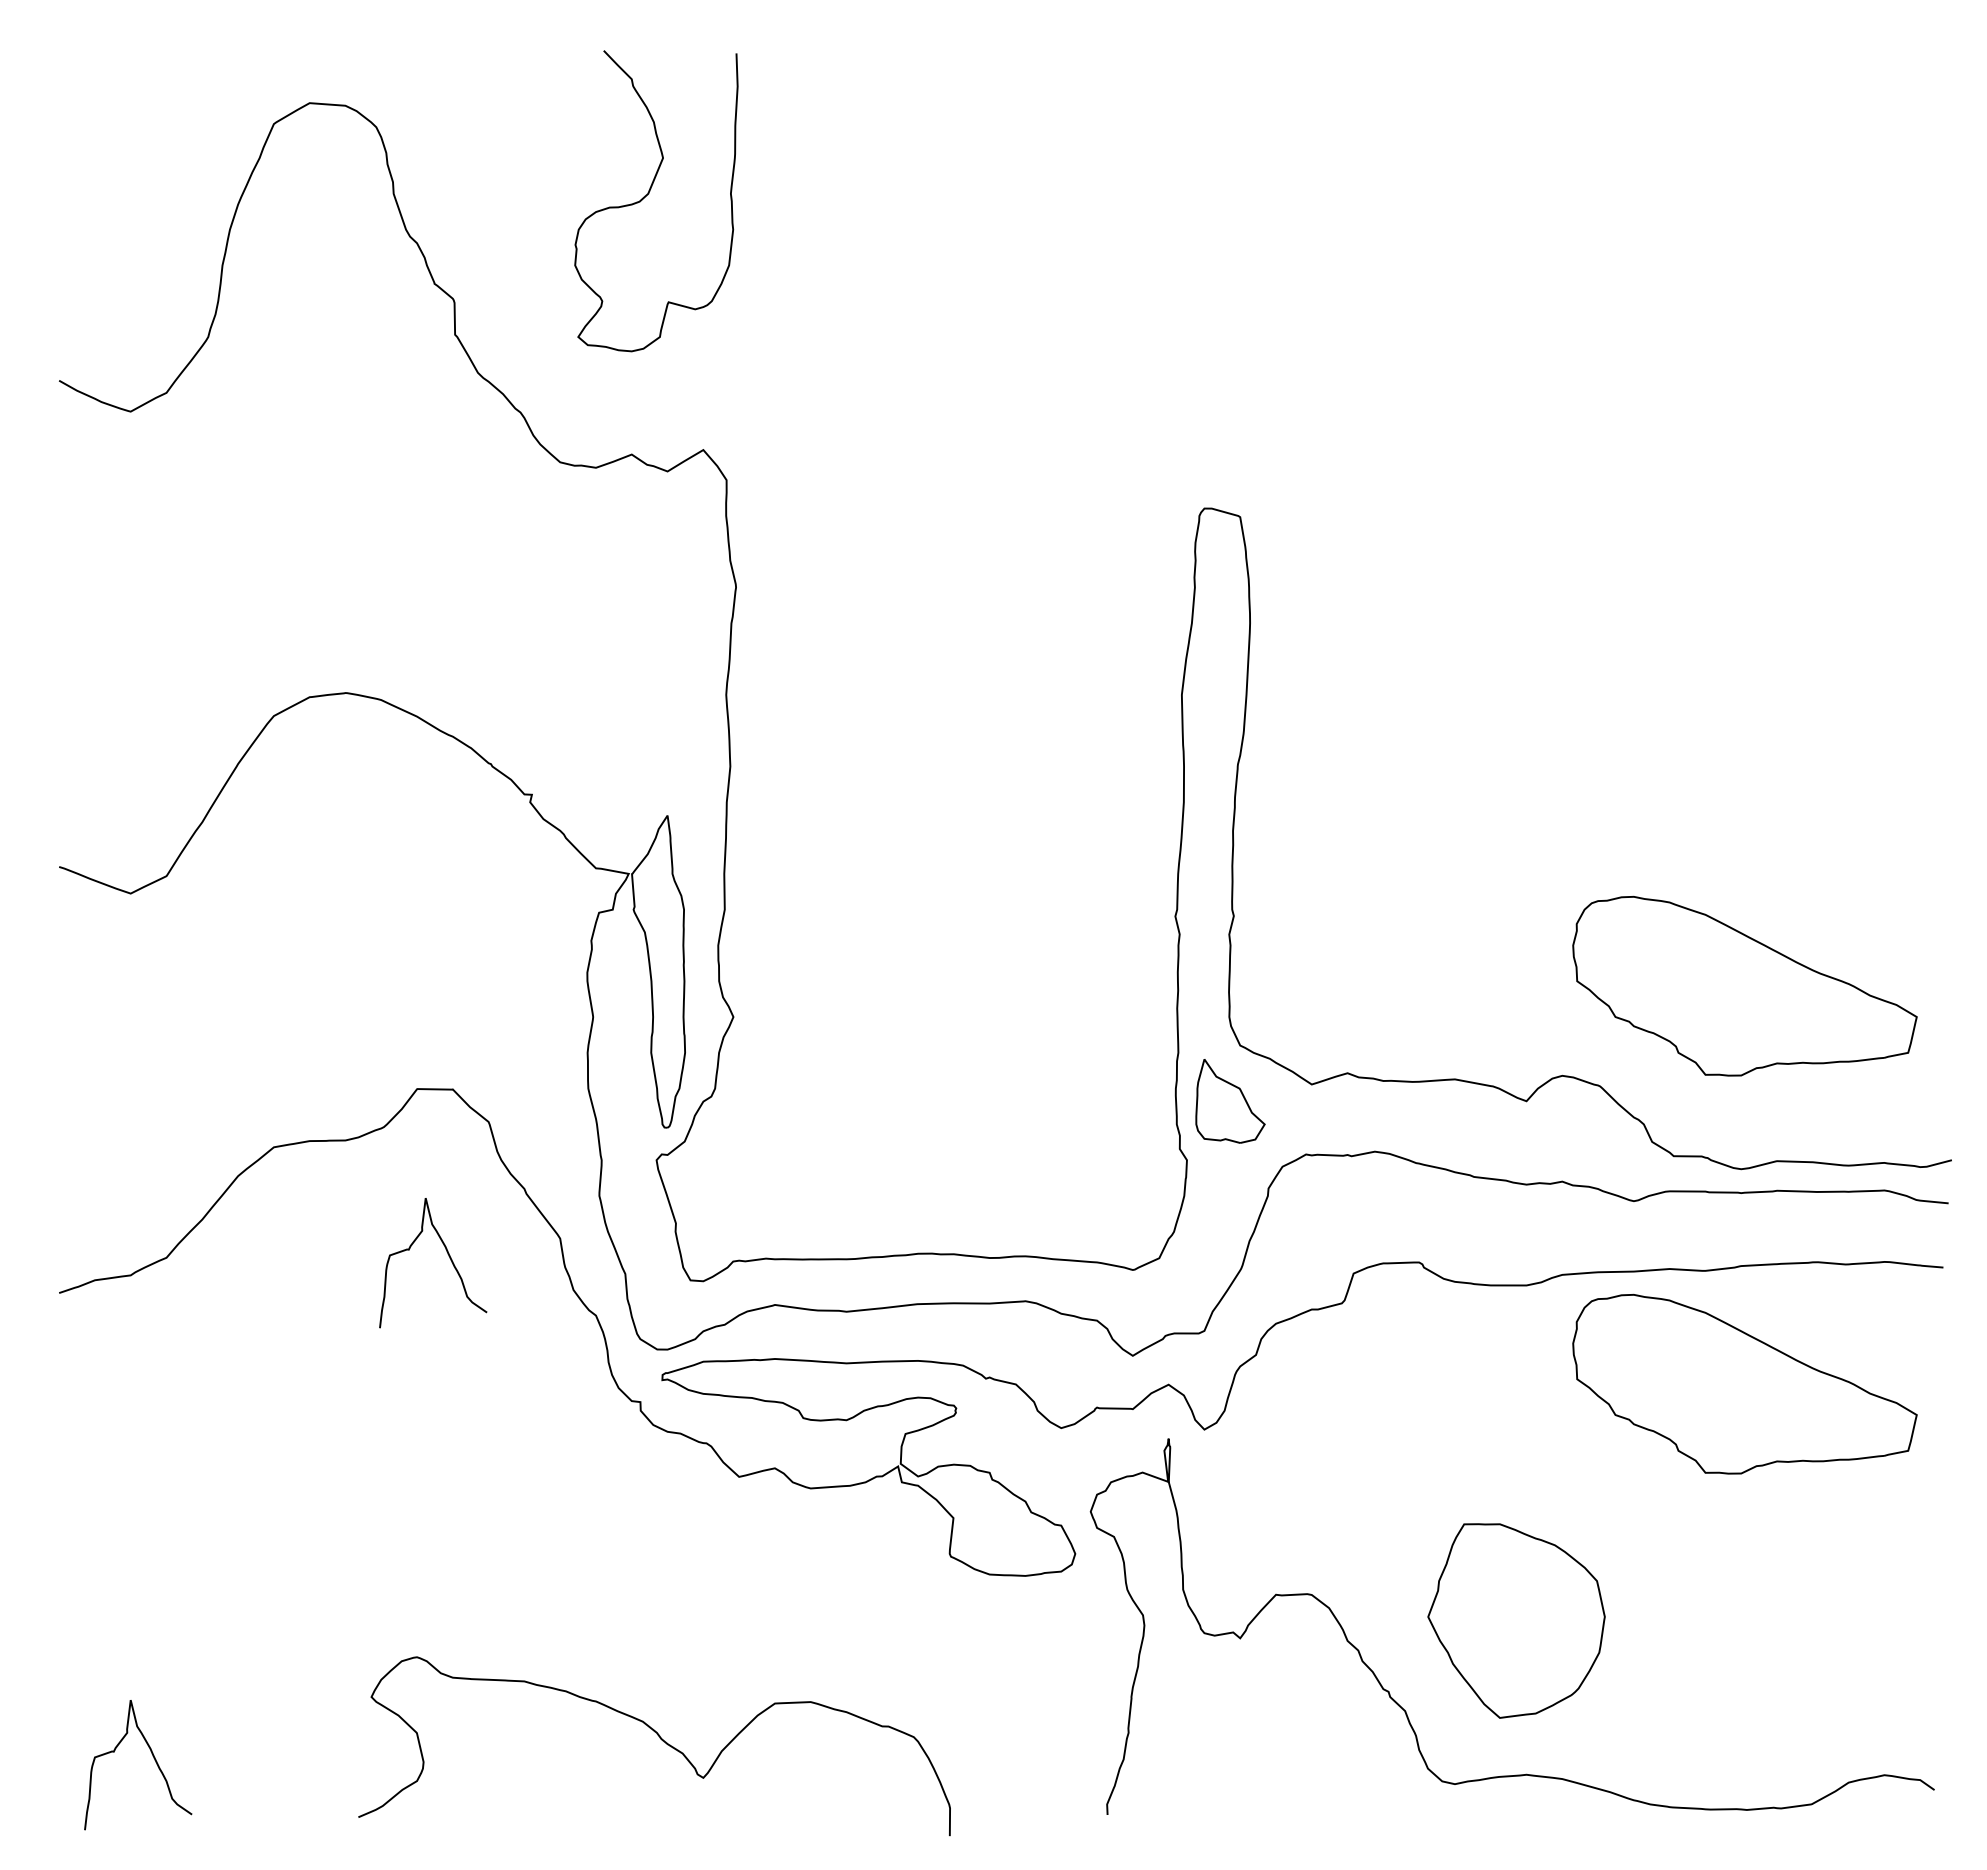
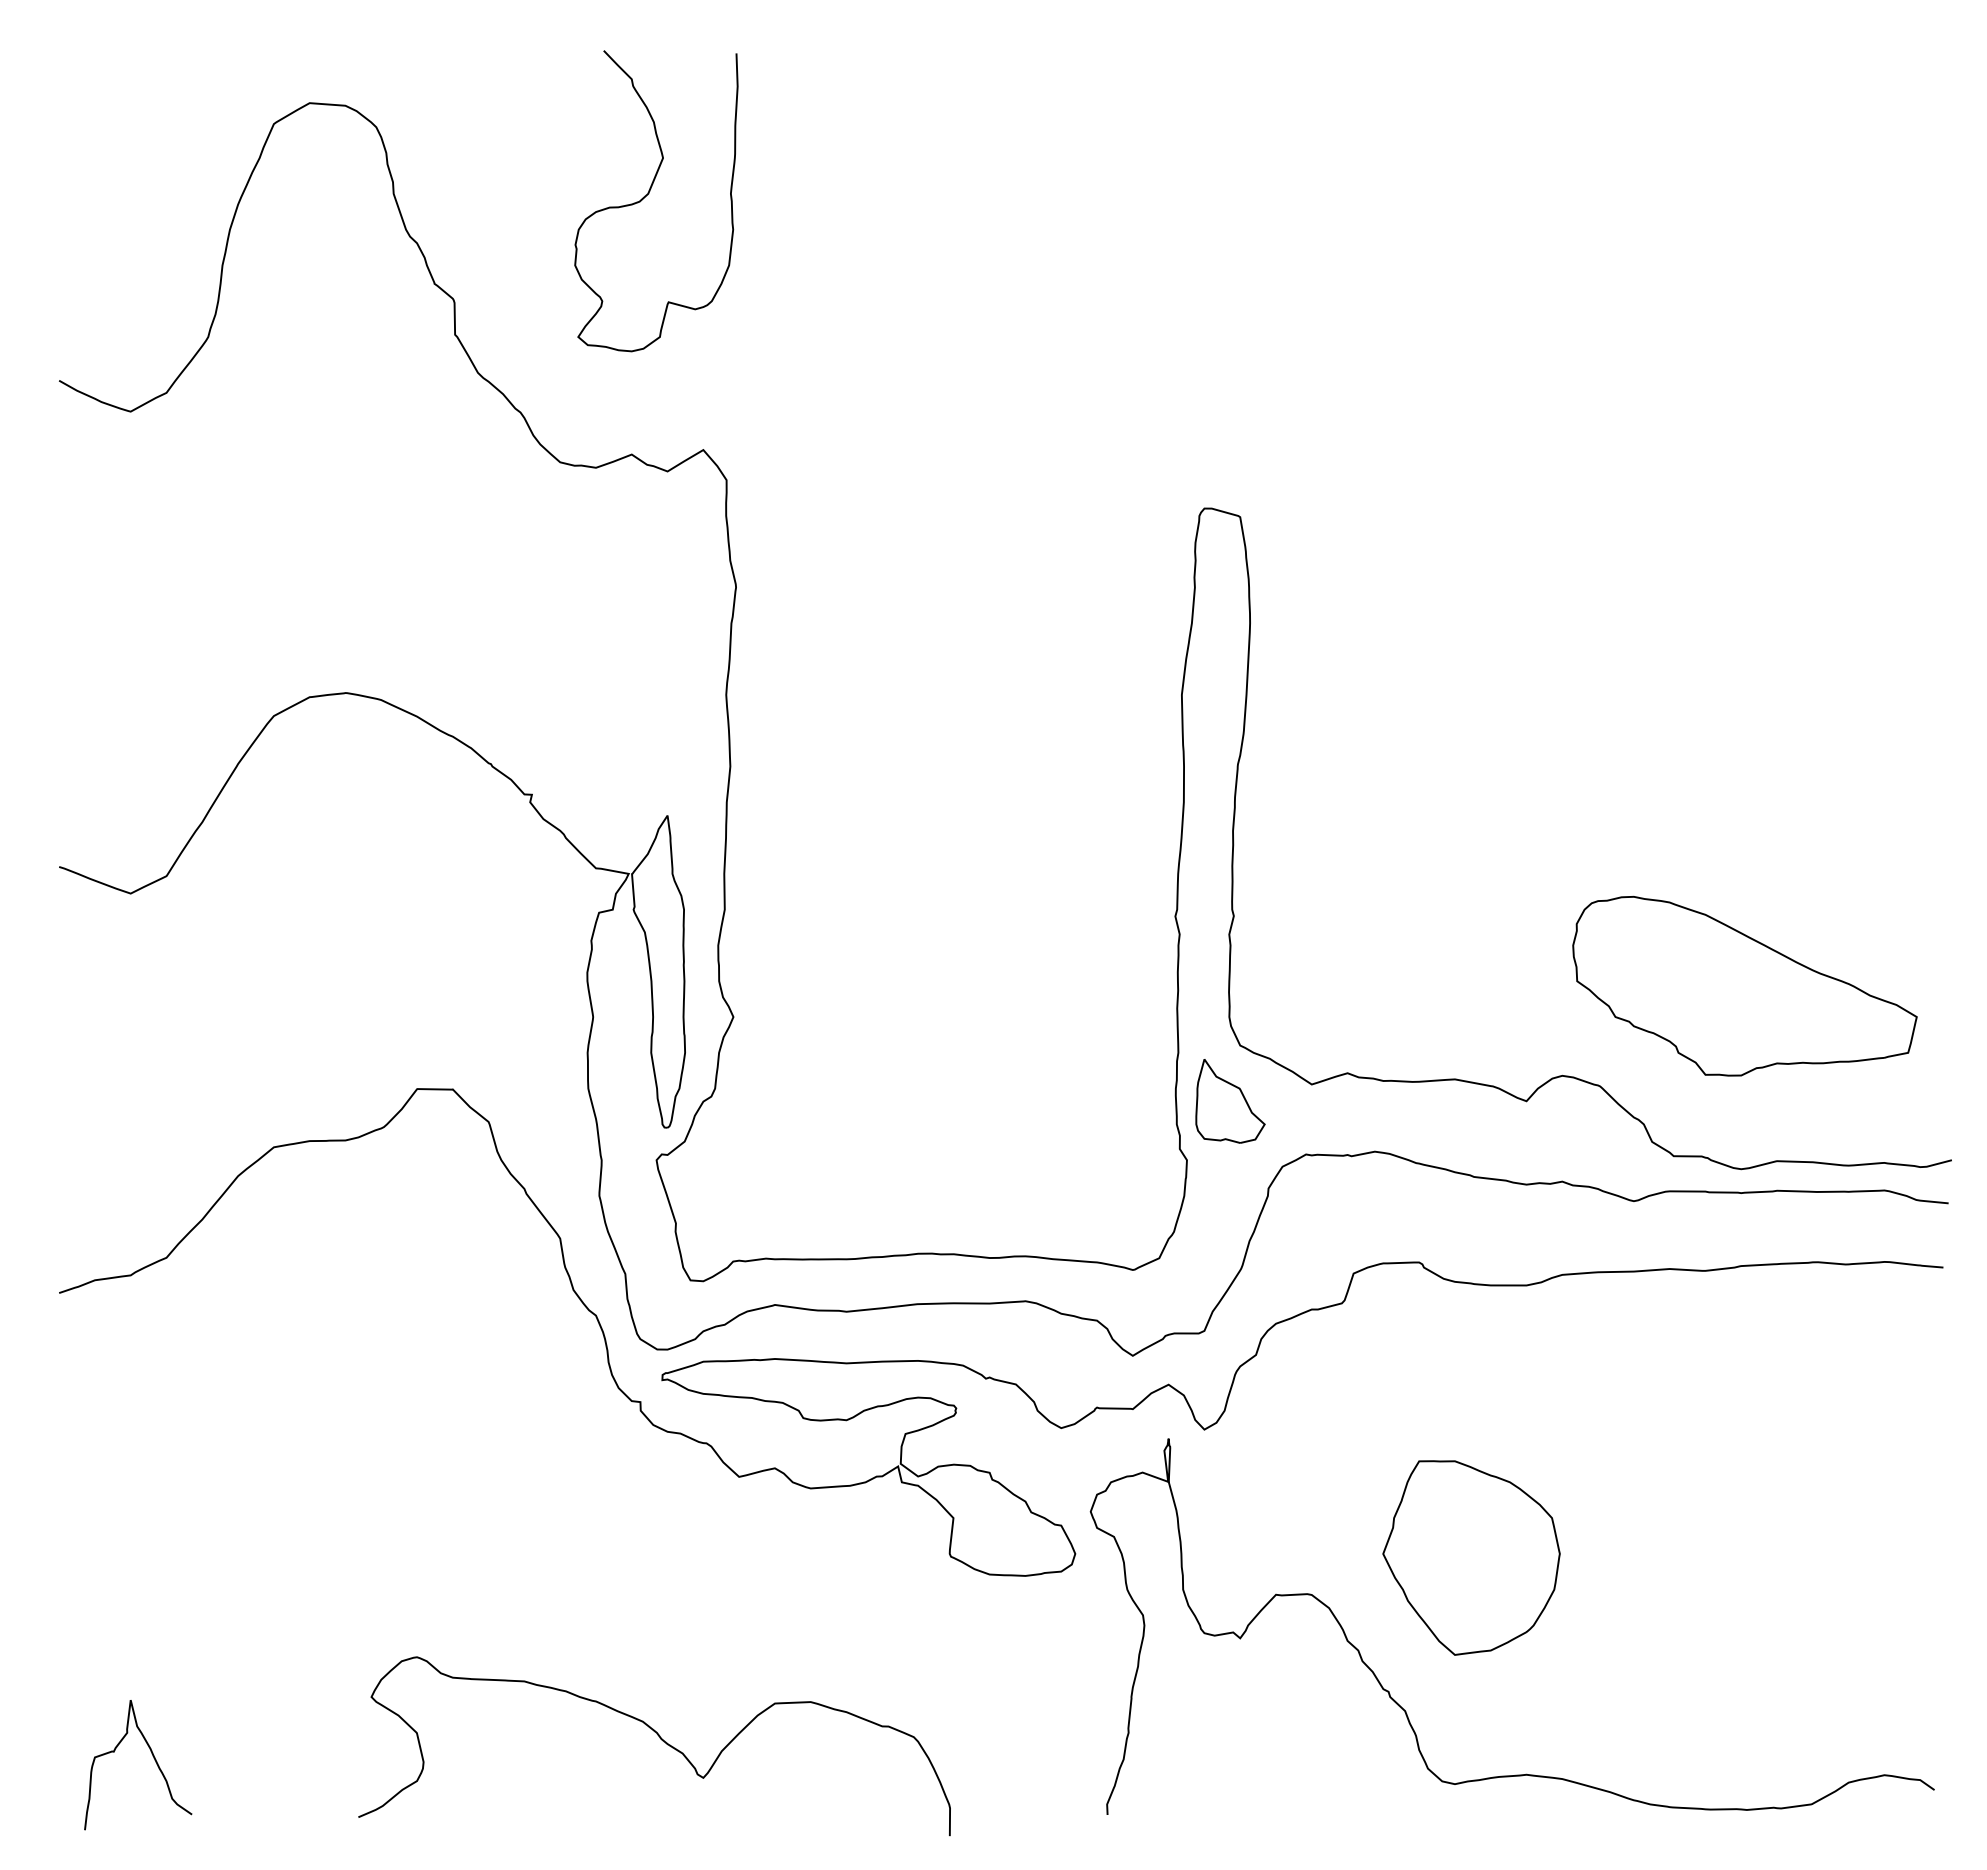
curve: present -> none (448, 1256)
part: present -> none (1744, 1383)
part position: (1516, 1620) -> (1471, 1557) (1471, 1557)
